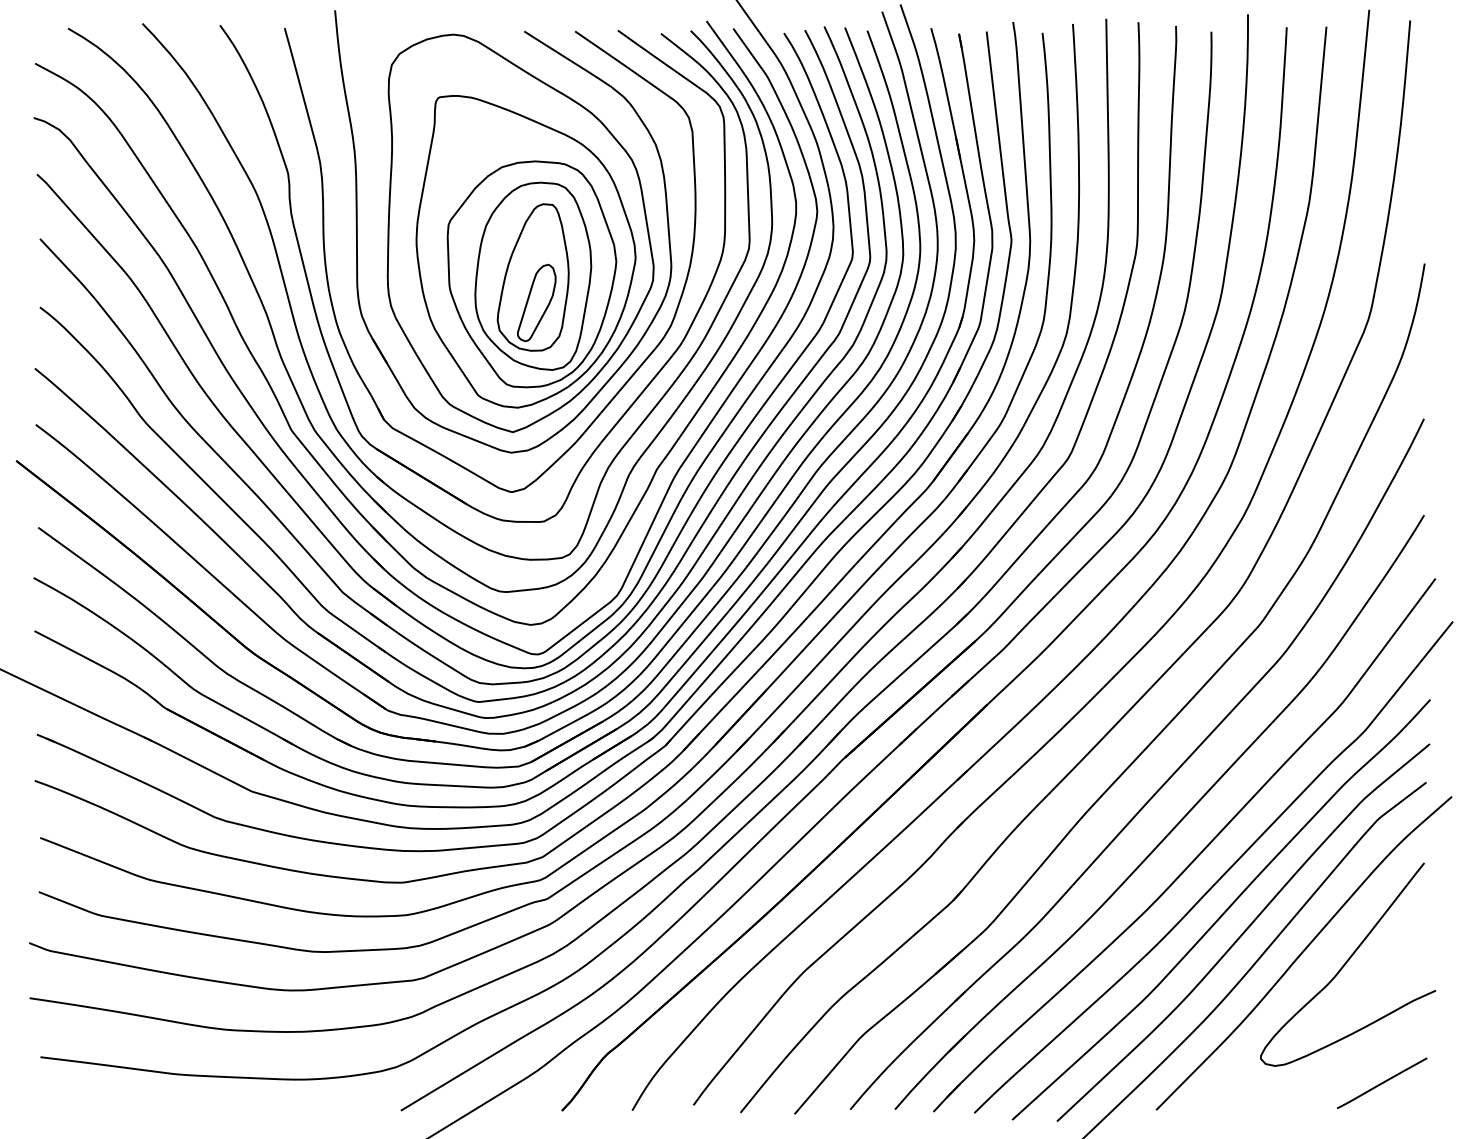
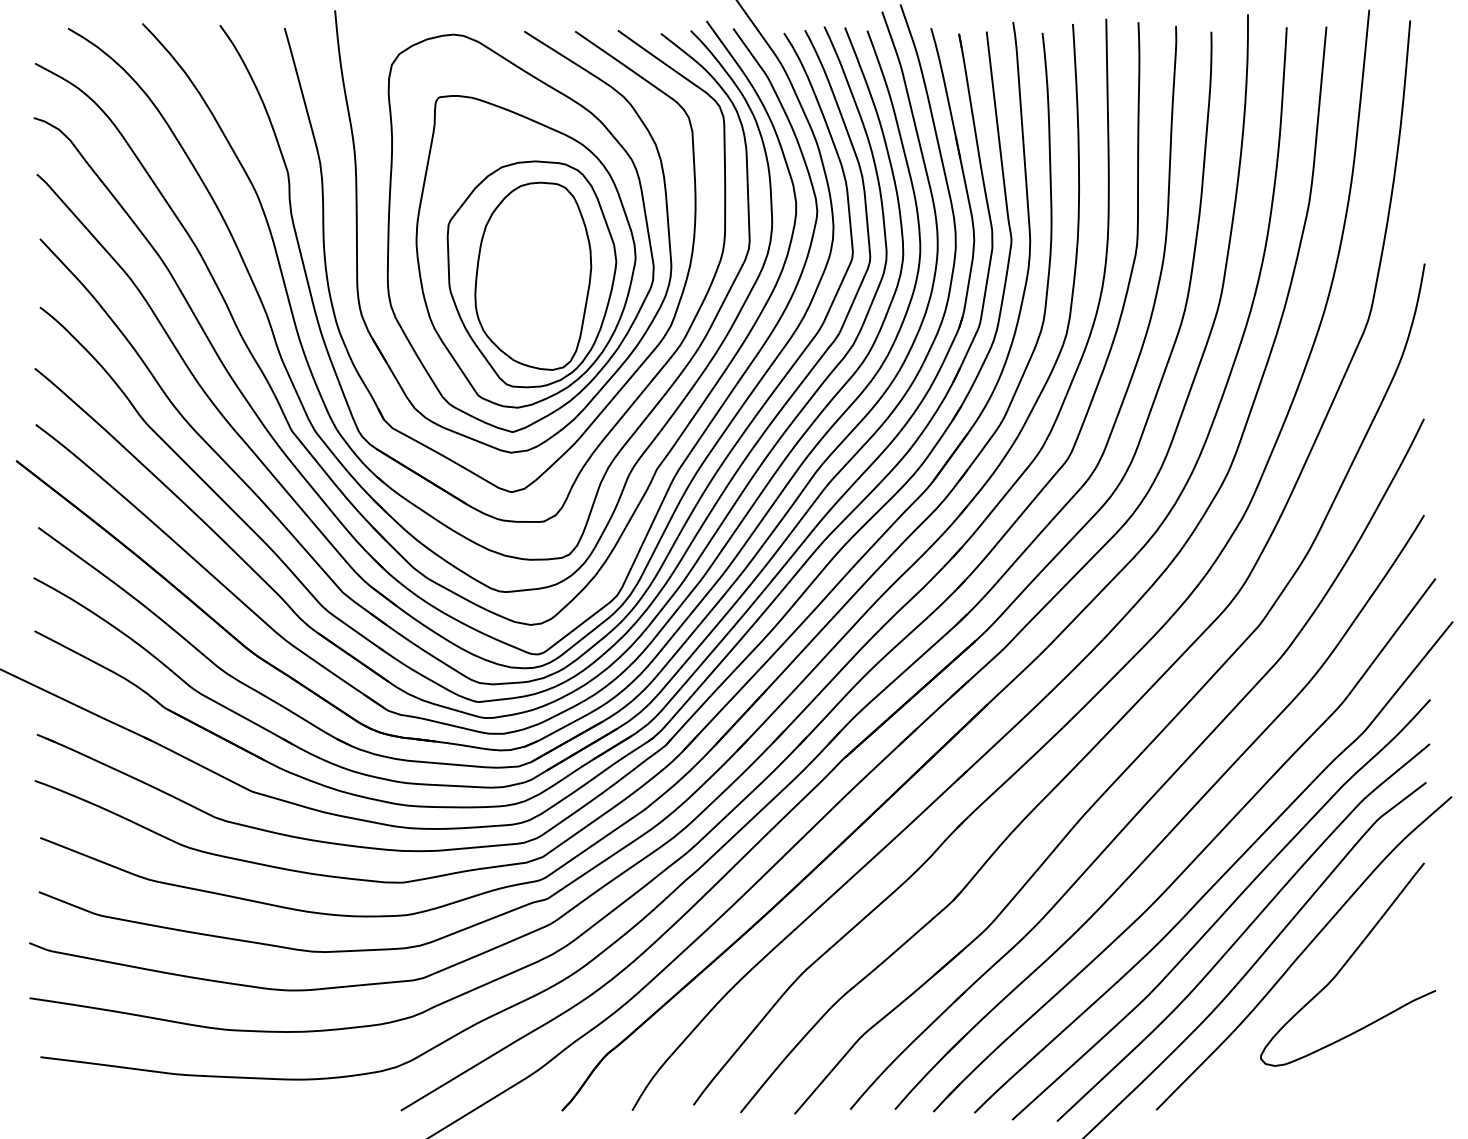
part: present -> none (532, 277)
line: present -> none (1382, 1083)
